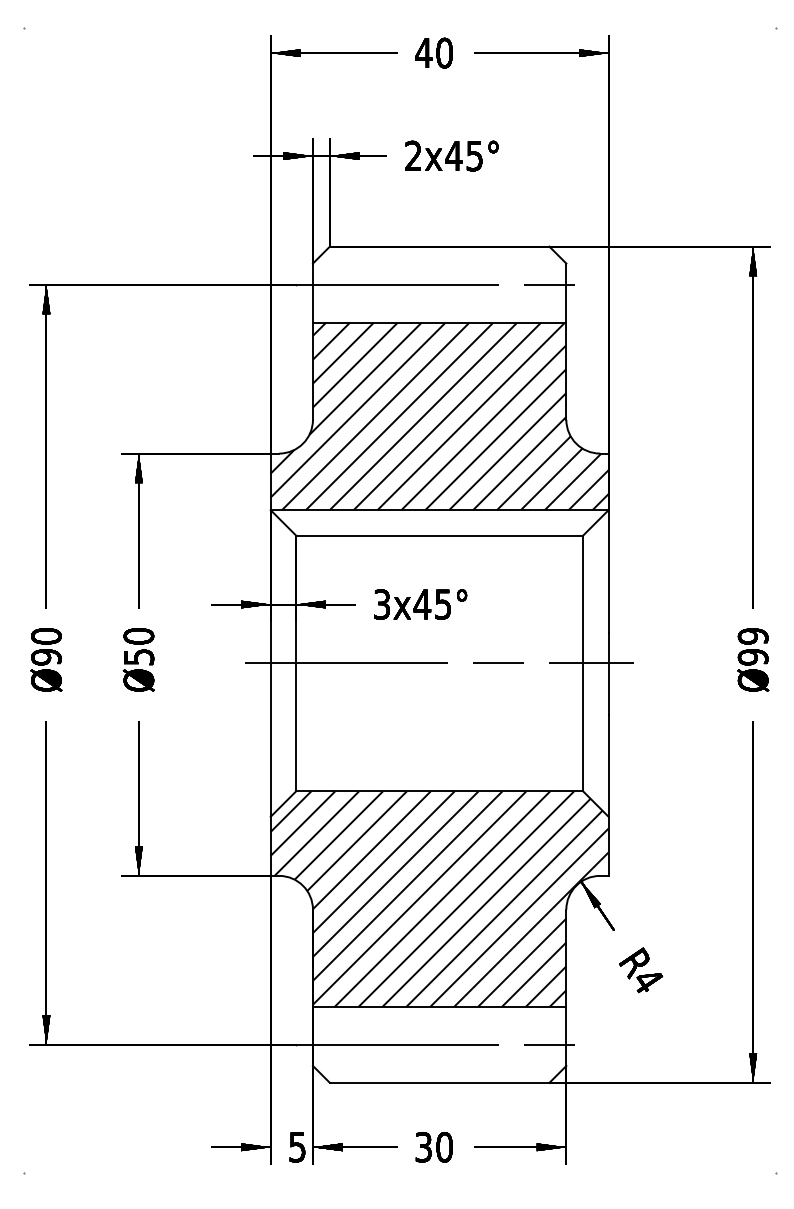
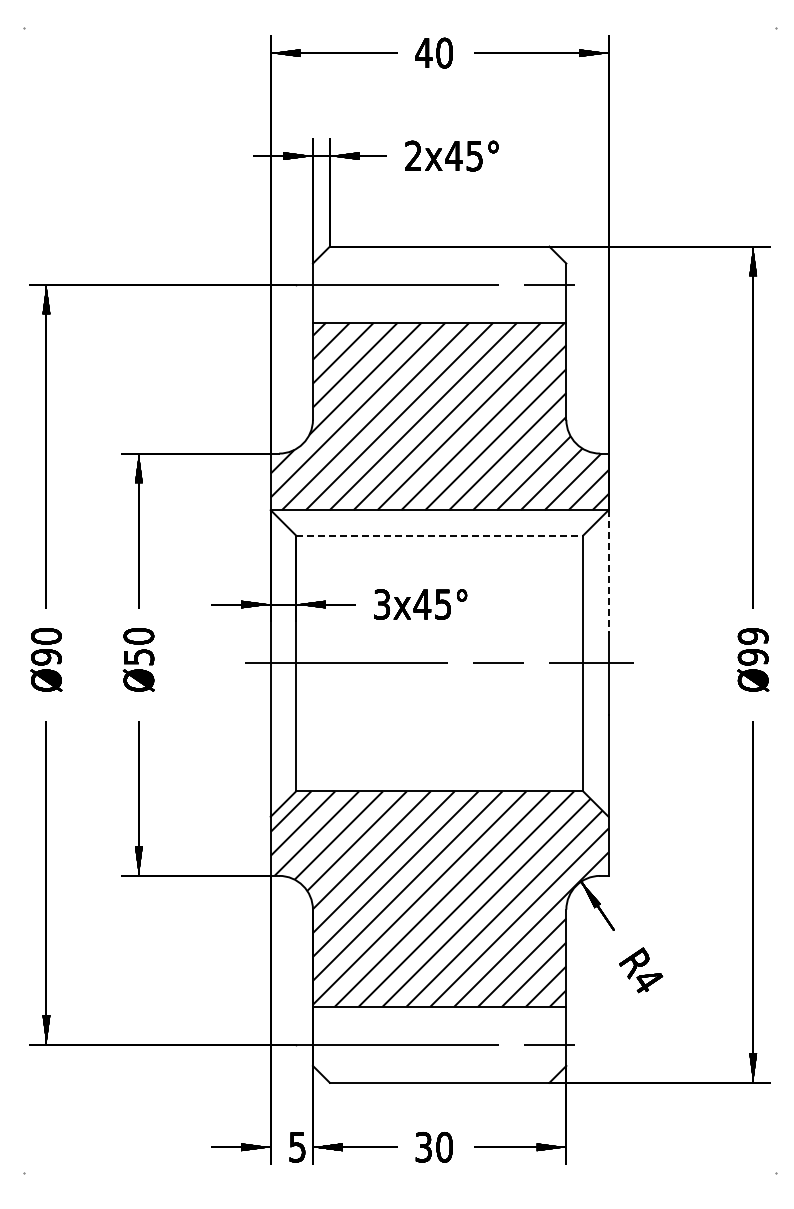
line: solid -> dashed (439, 535)
line: solid -> dashed (608, 571)
